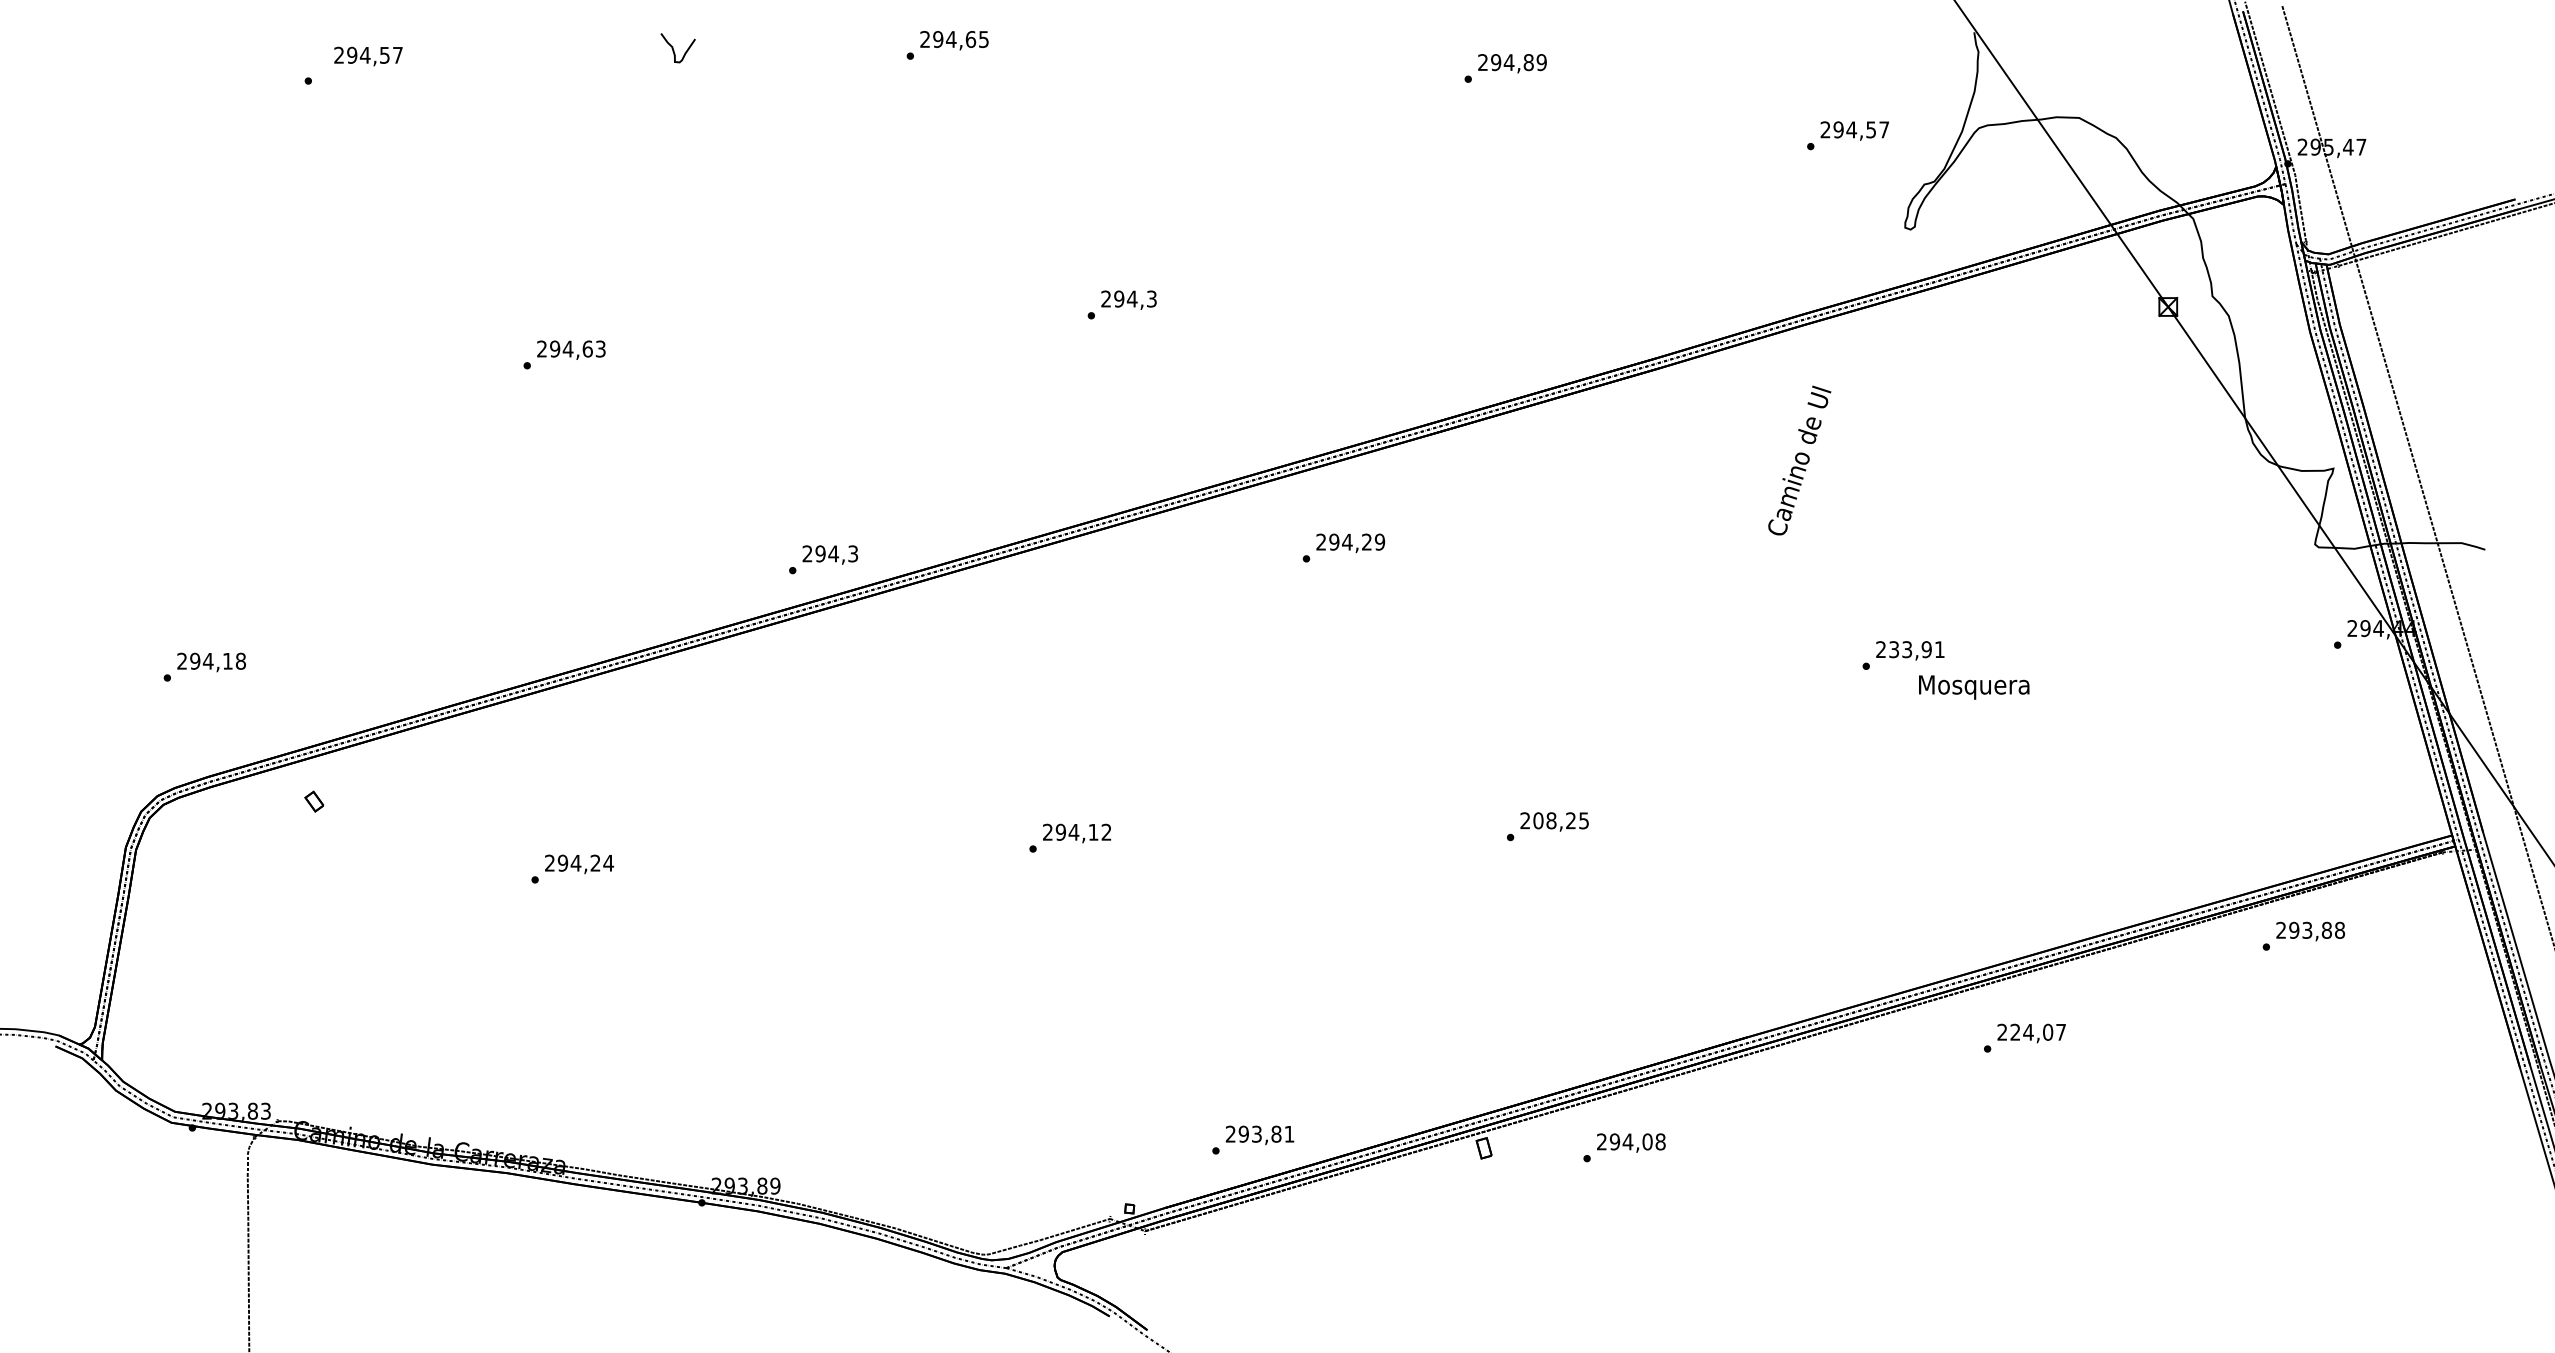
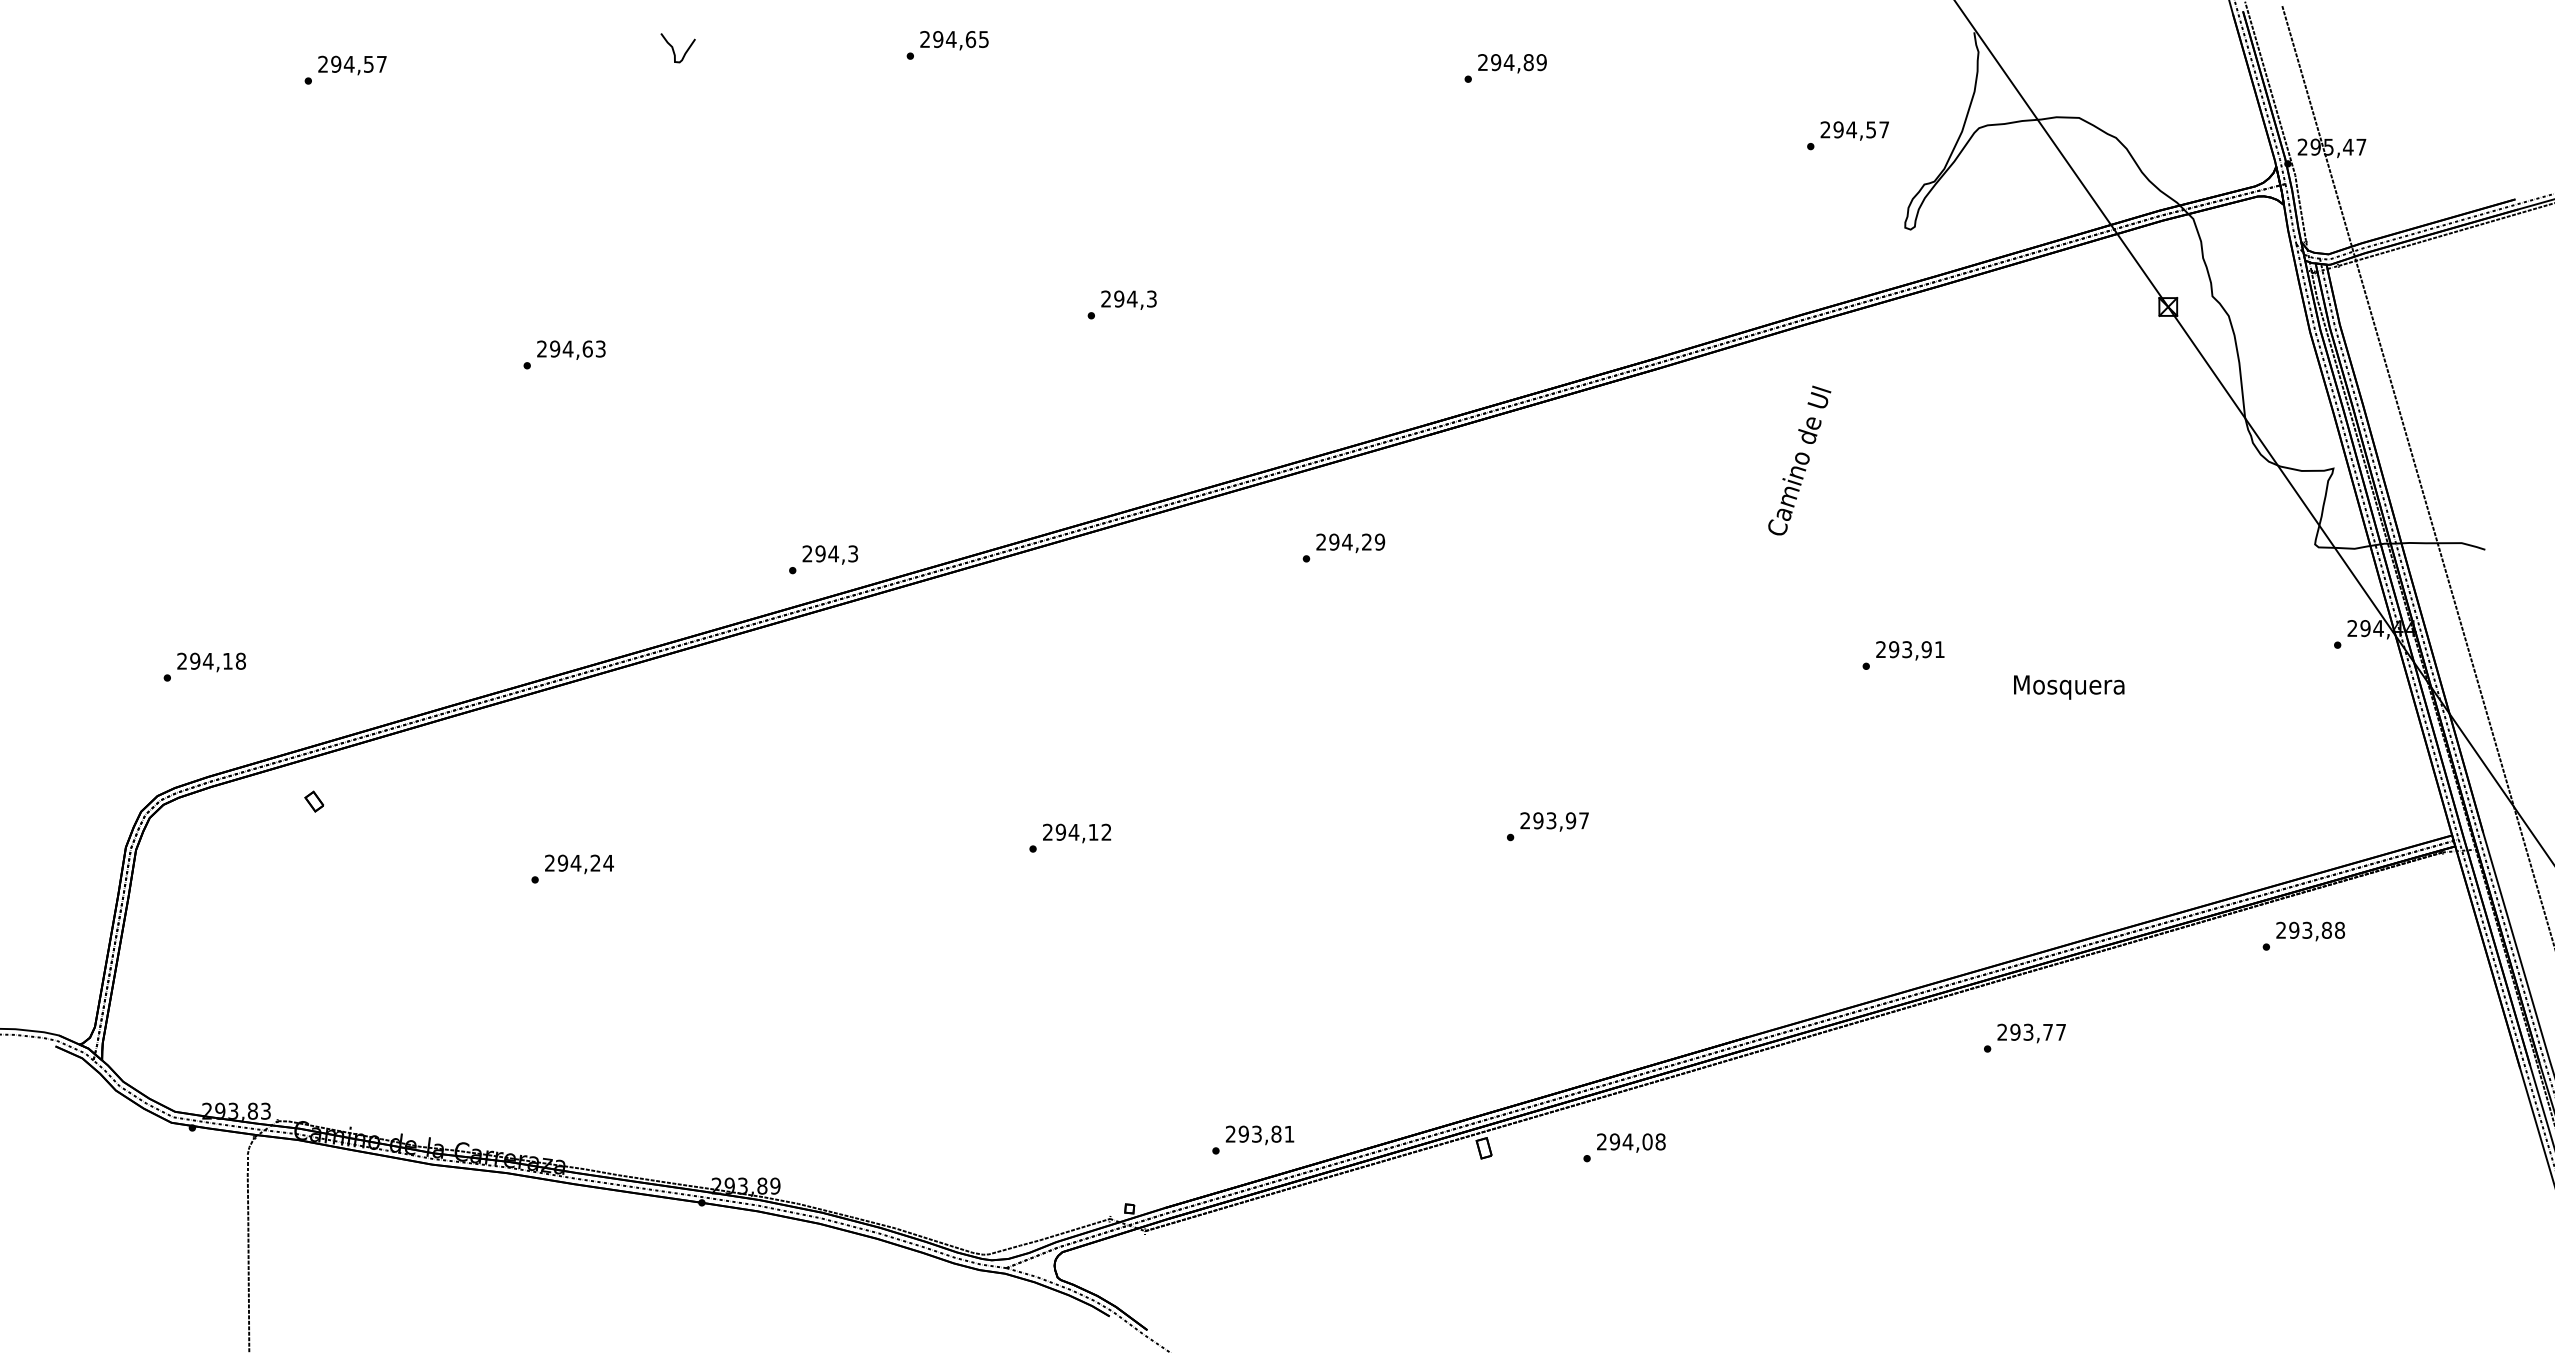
text position: (368, 56) -> (352, 65) (352, 65)
text: 233,91 -> 293,91 (1894, 649)
text position: (1974, 687) -> (2069, 687) (2069, 687)
text: 208,25 -> 293,97 (1560, 820)
text: 224,07 -> 293,77 (2031, 1031)
